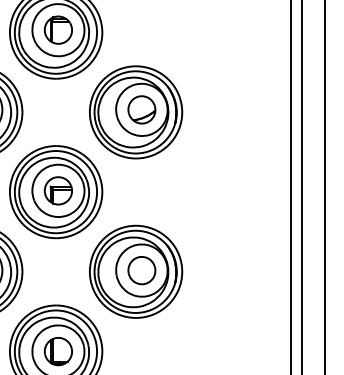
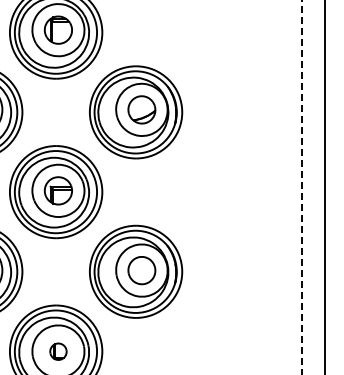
line: present -> none (291, 186)
line: solid -> dashed (301, 187)
part size: 29x30 px -> 19x19 px (58, 351)
